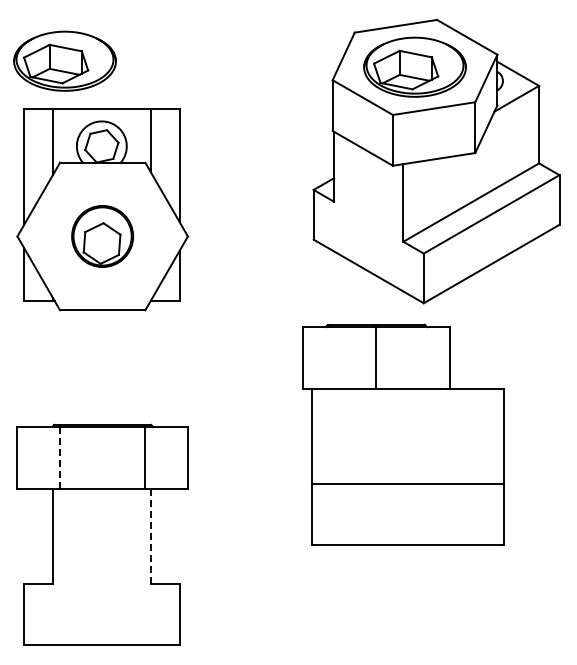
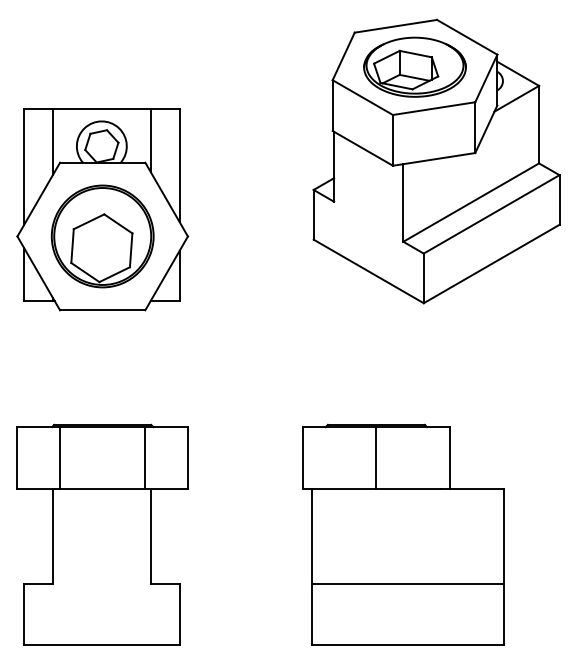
part: present -> none (64, 60)
part size: 64x63 px -> 105x105 px (102, 236)
part position: (403, 434) -> (403, 534) (403, 534)
line: dashed -> solid (60, 458)
line: dashed -> solid (150, 536)
